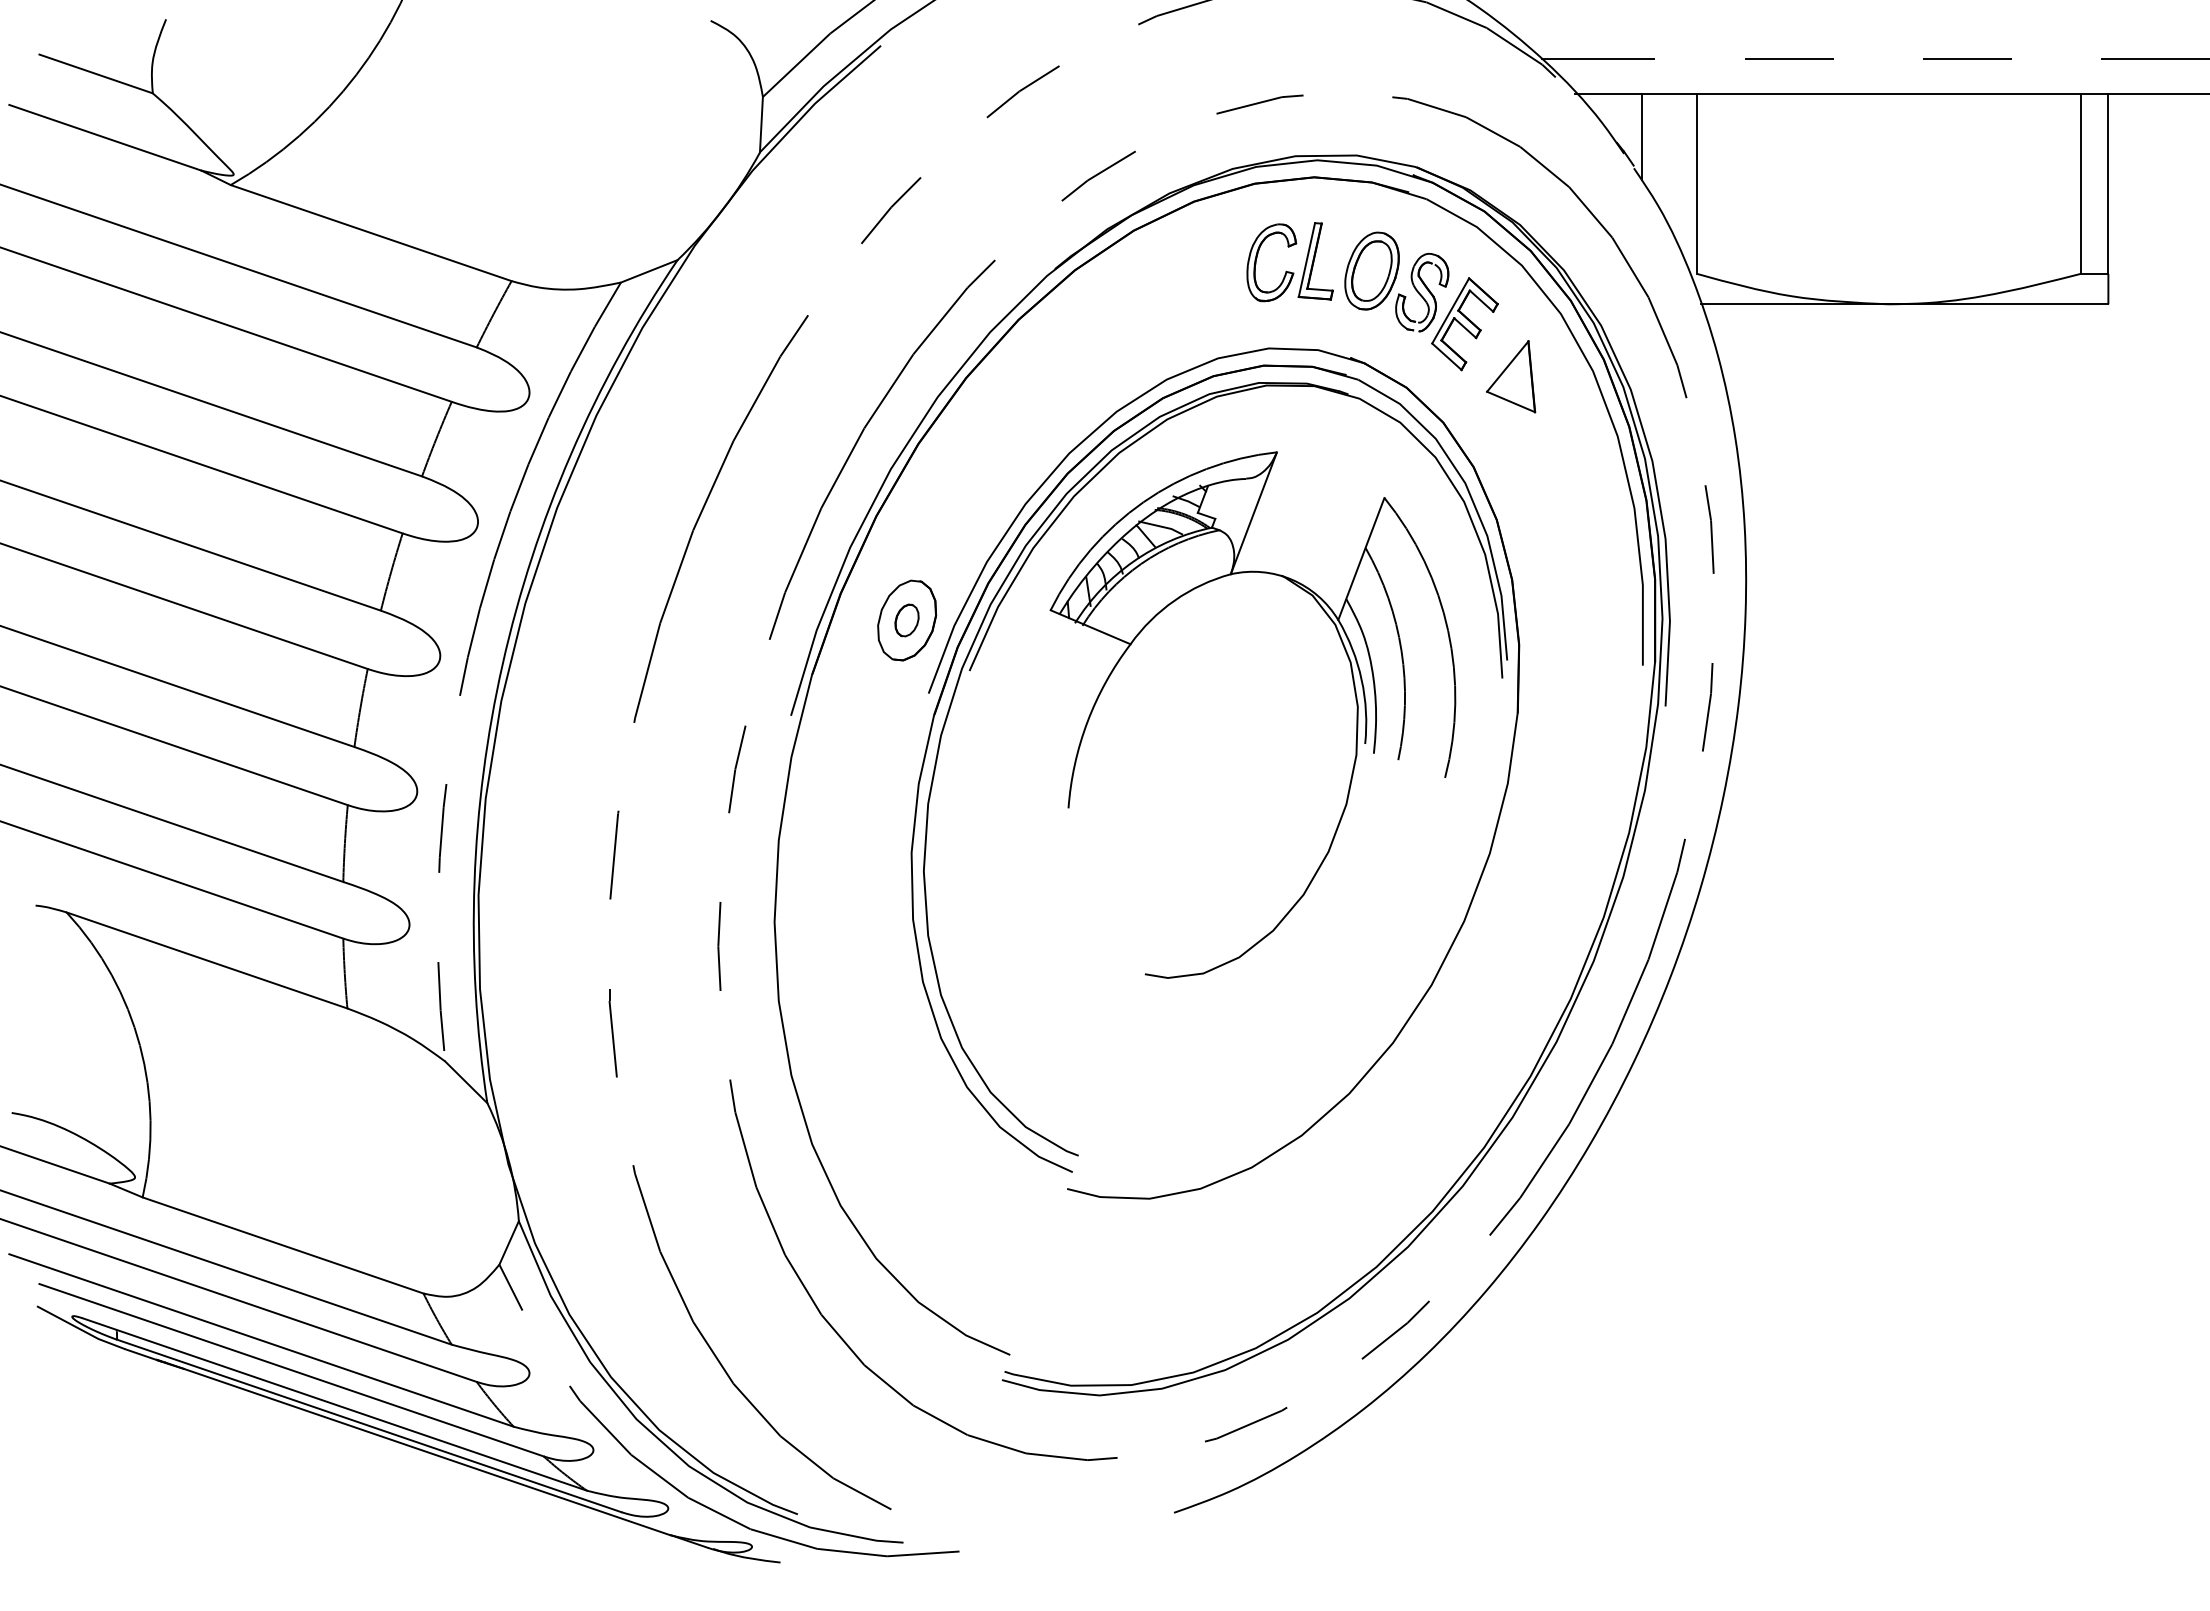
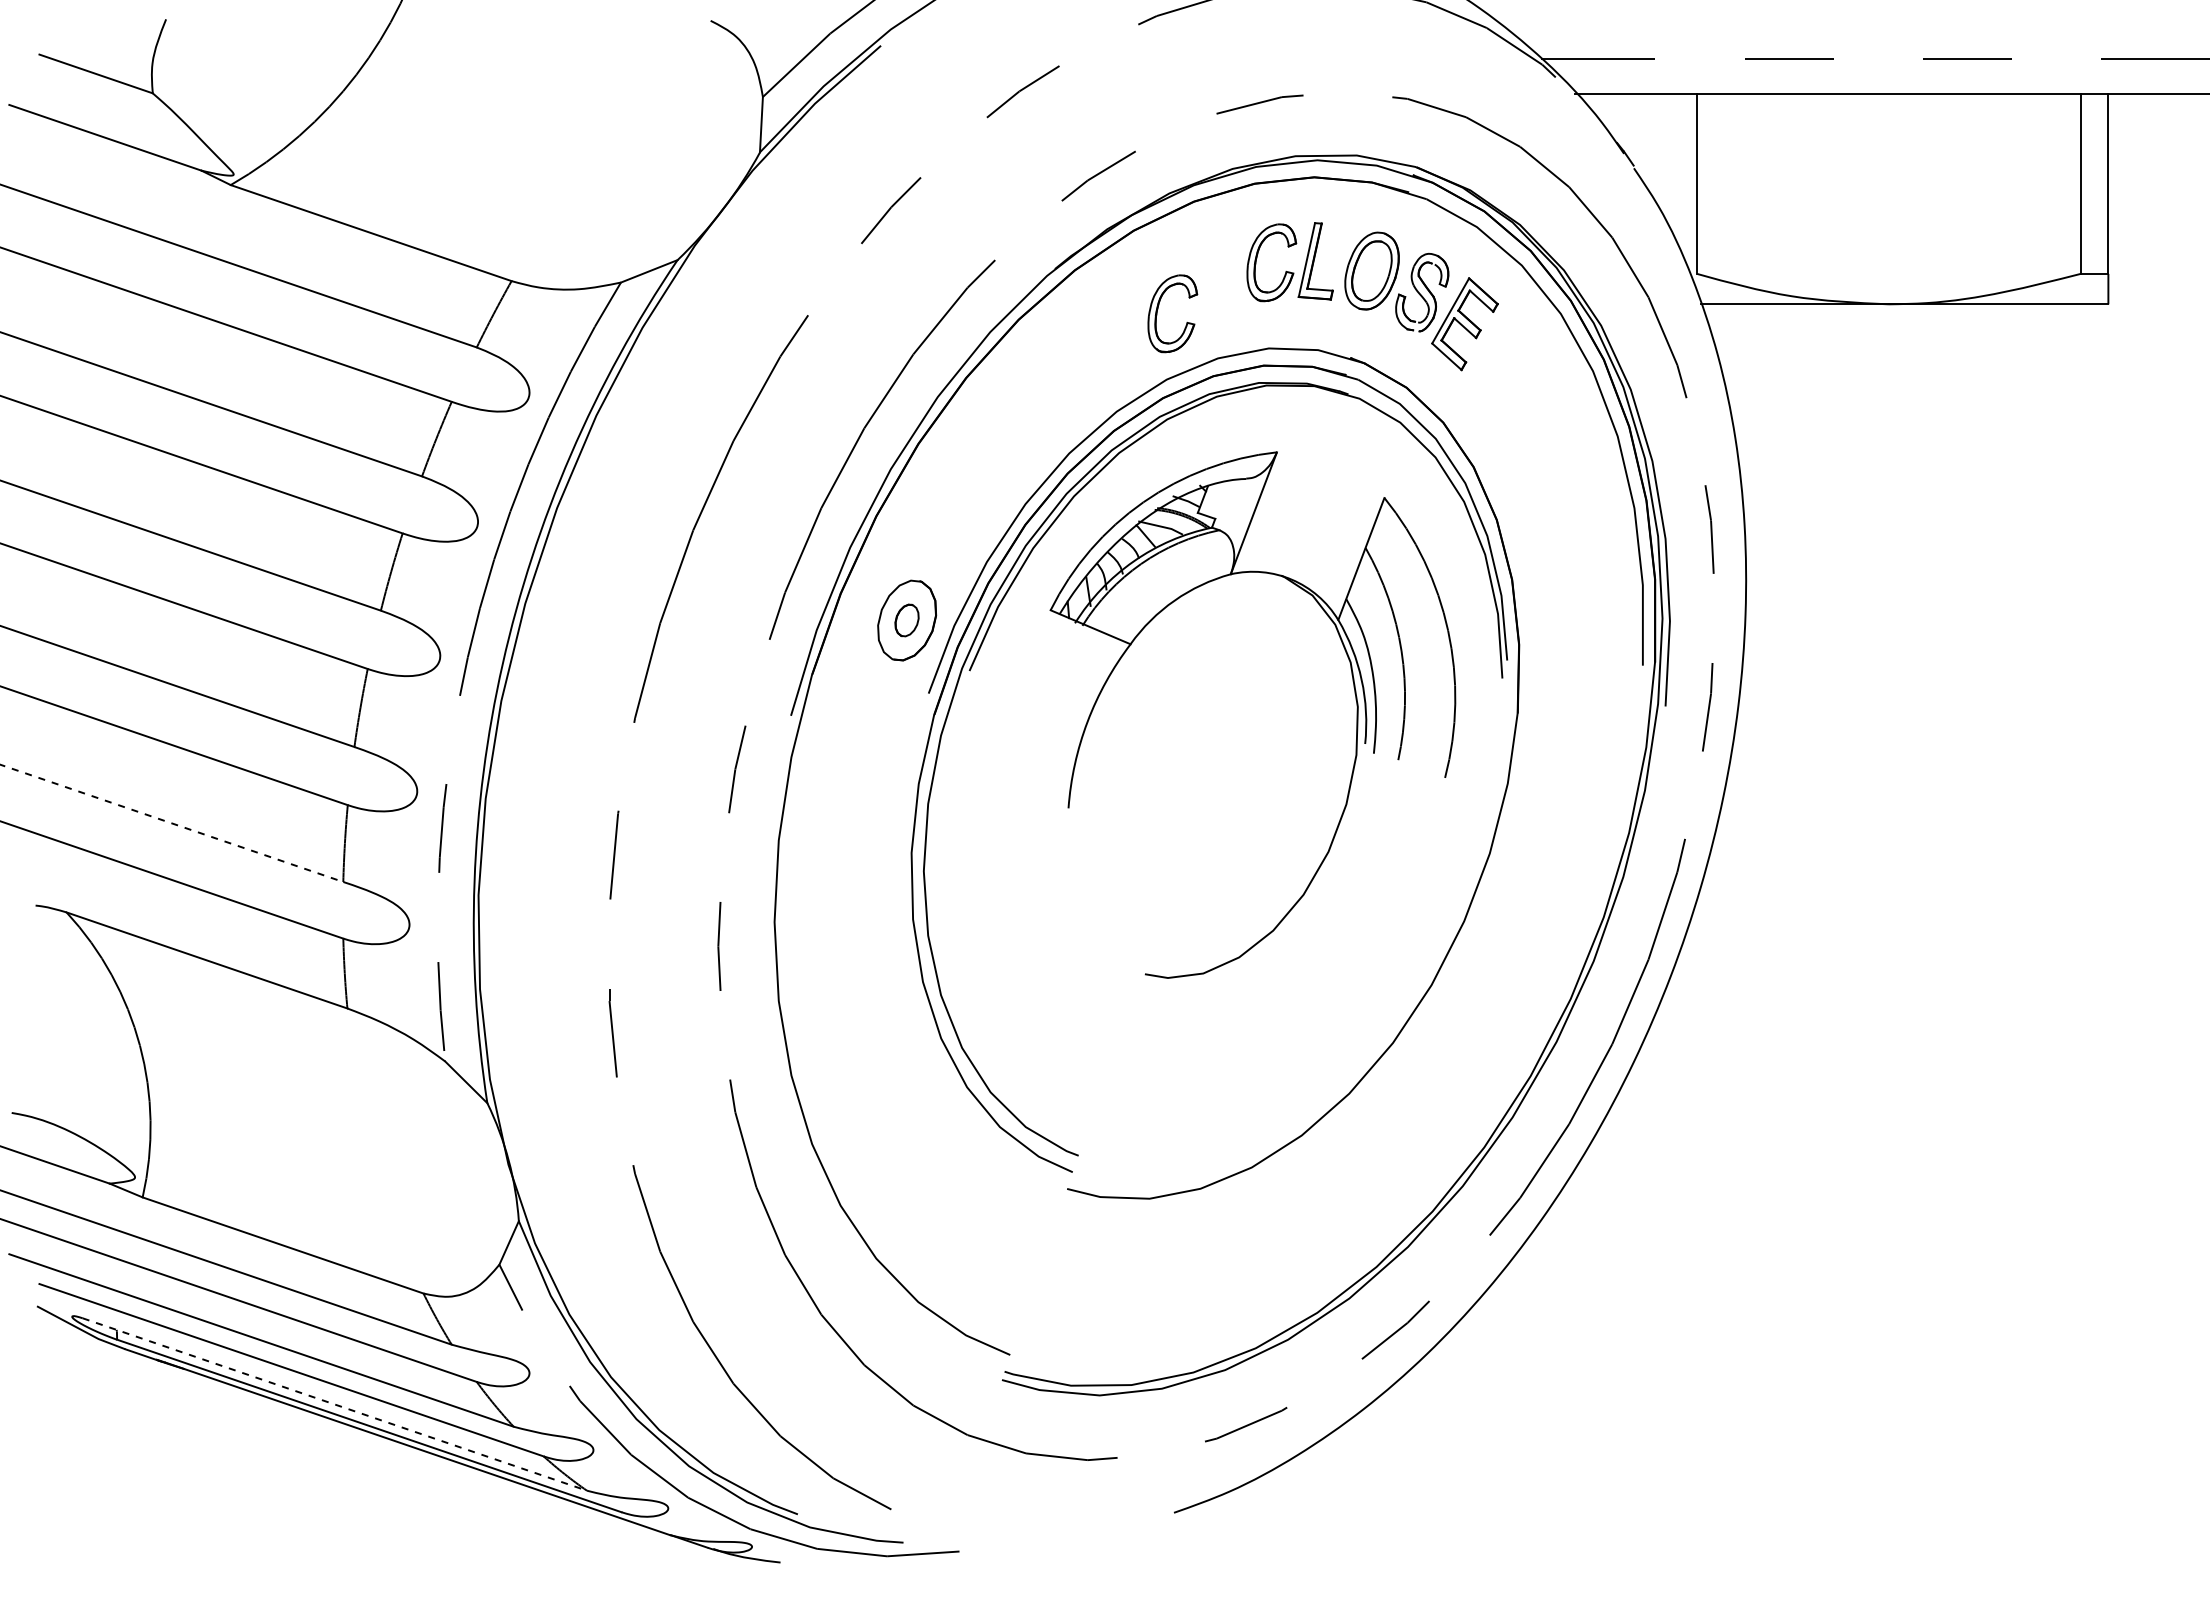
line: present -> none (1641, 136)
part: none -> present (1158, 309)
part: present -> none (1511, 376)
line: solid -> dashed (172, 823)
line: solid -> dashed (335, 1404)
